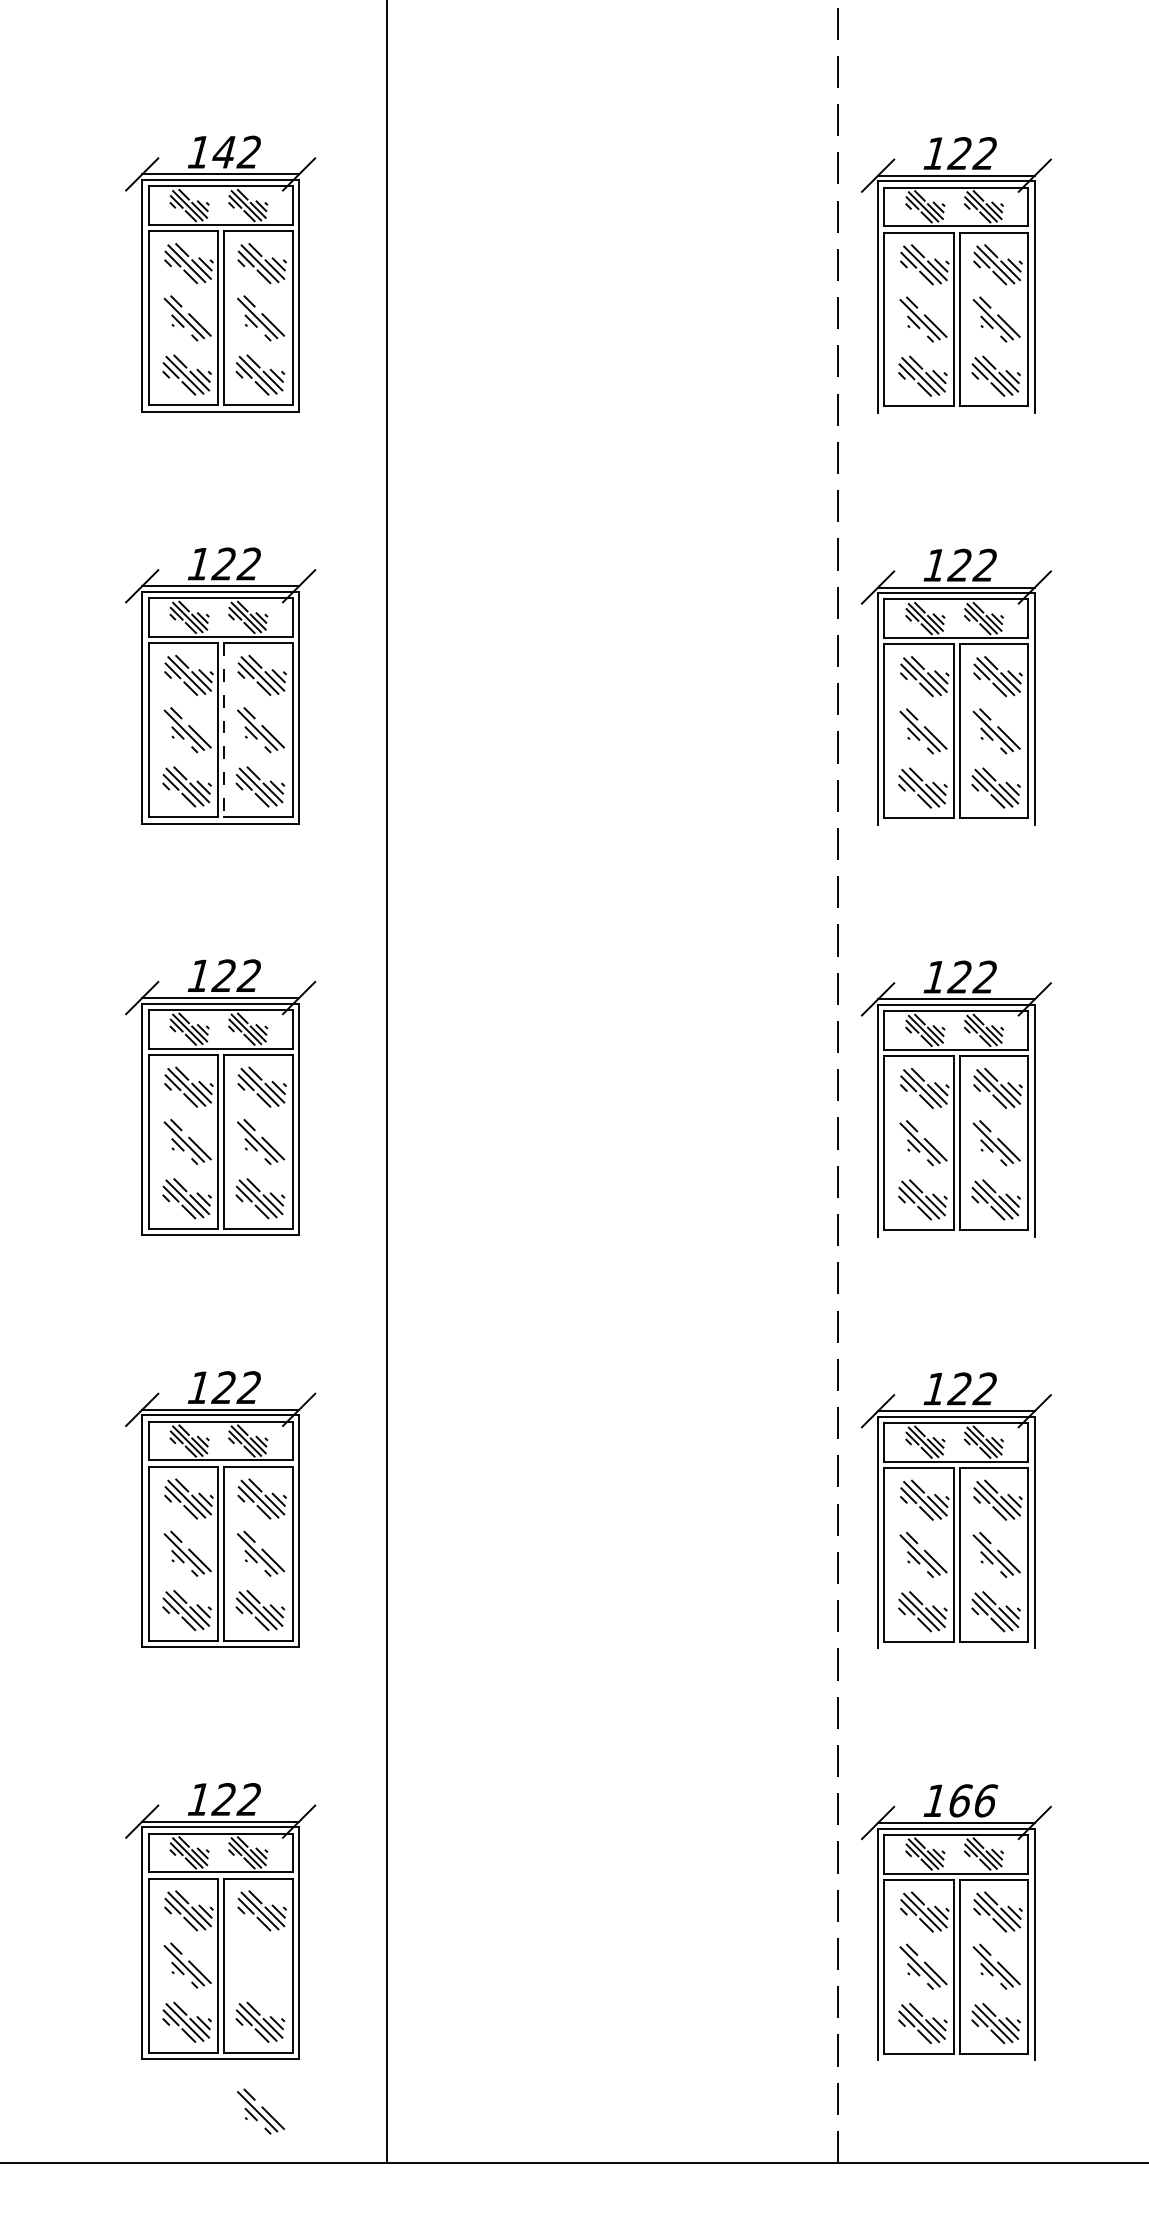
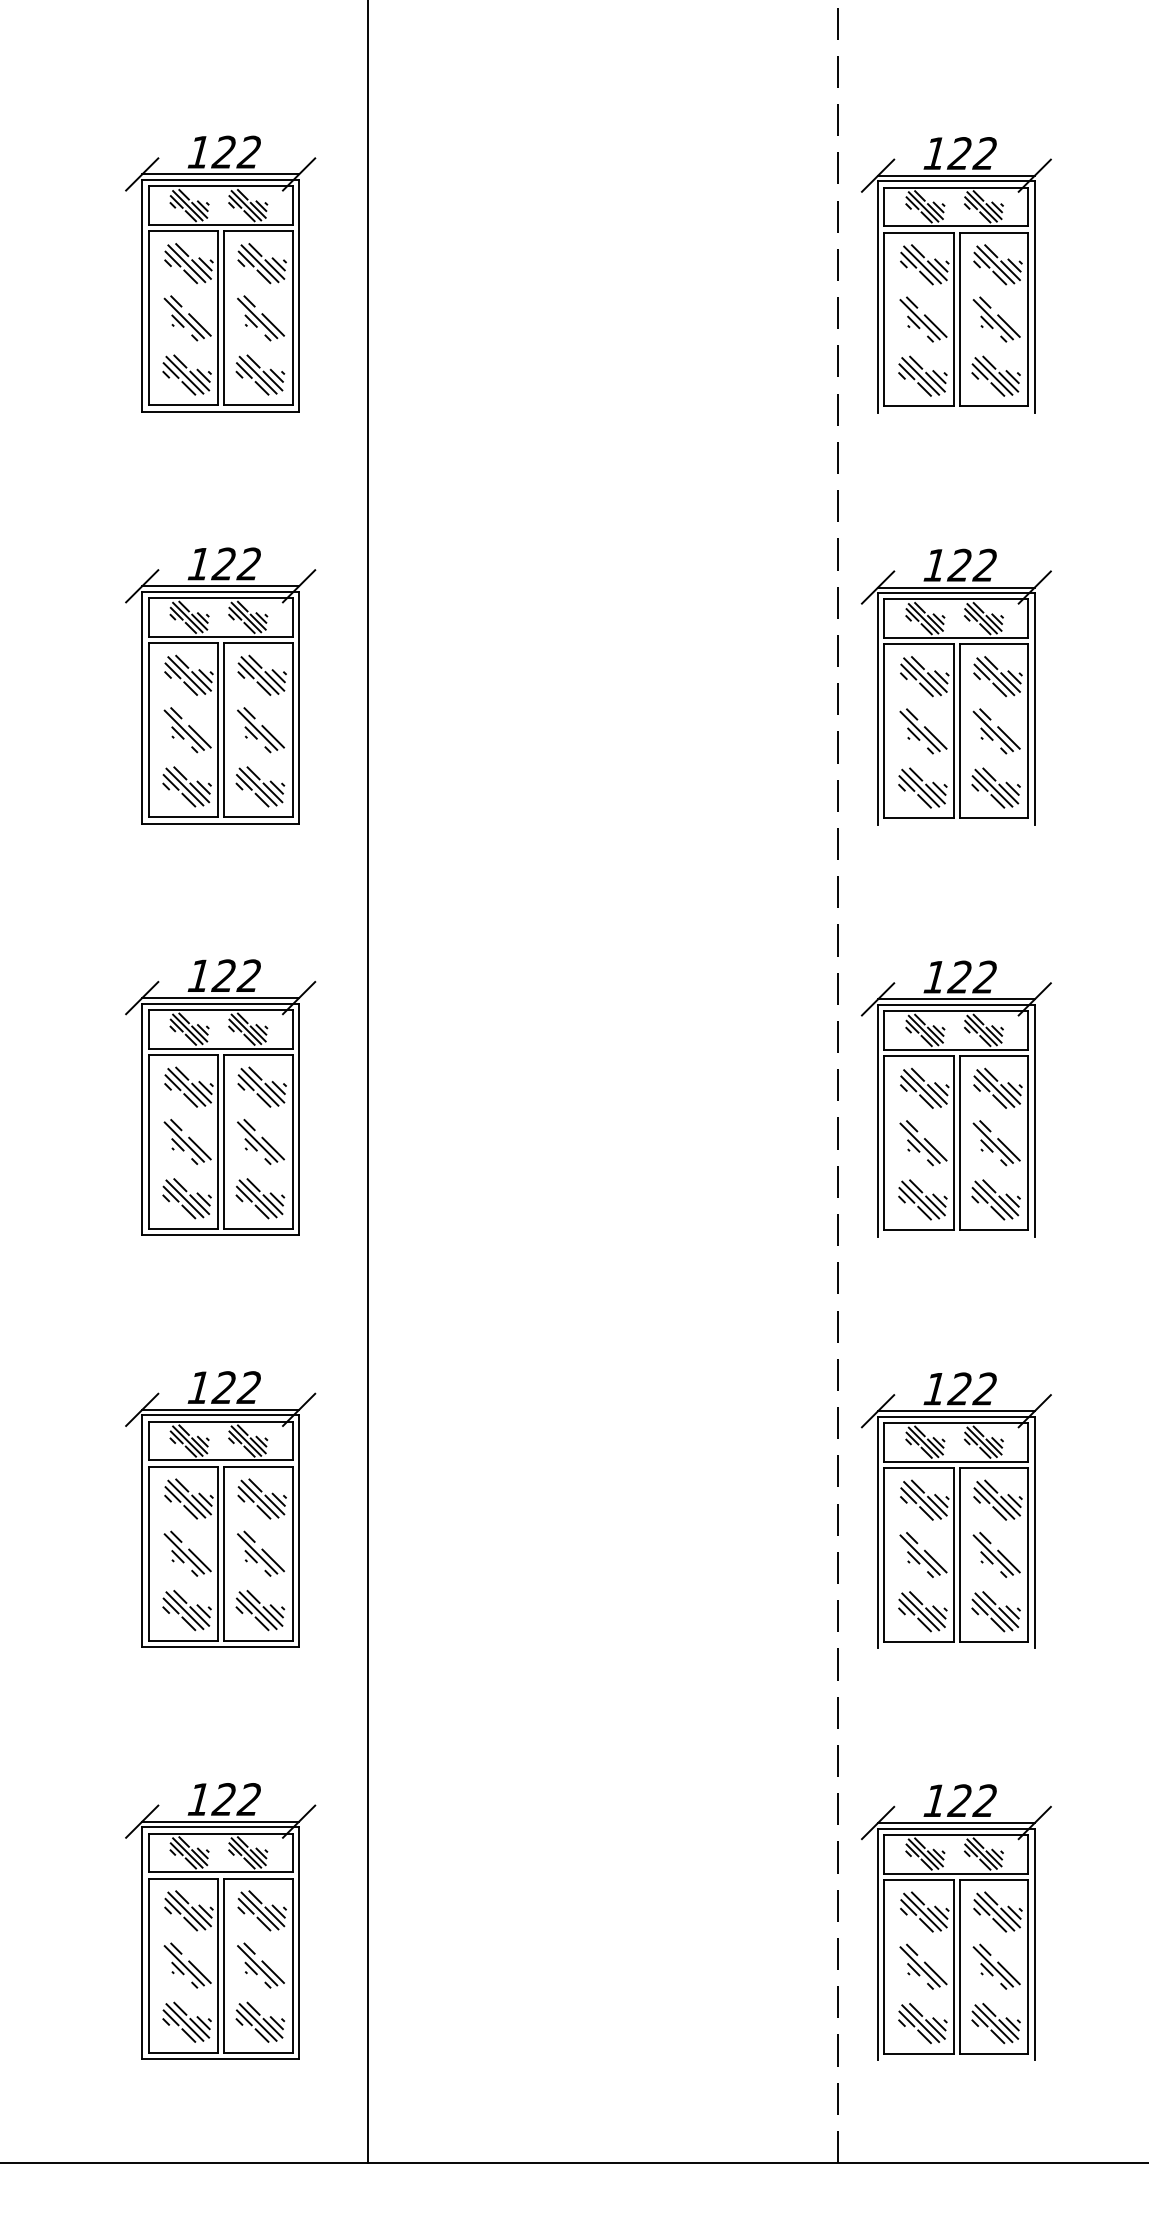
text: 142 -> 122 (223, 151)
line: dashed -> solid (224, 730)
line position: (386, 1082) -> (367, 1082) (367, 1082)
text: 166 -> 122 (972, 1800)
part position: (260, 2111) -> (260, 1965) (260, 1965)
